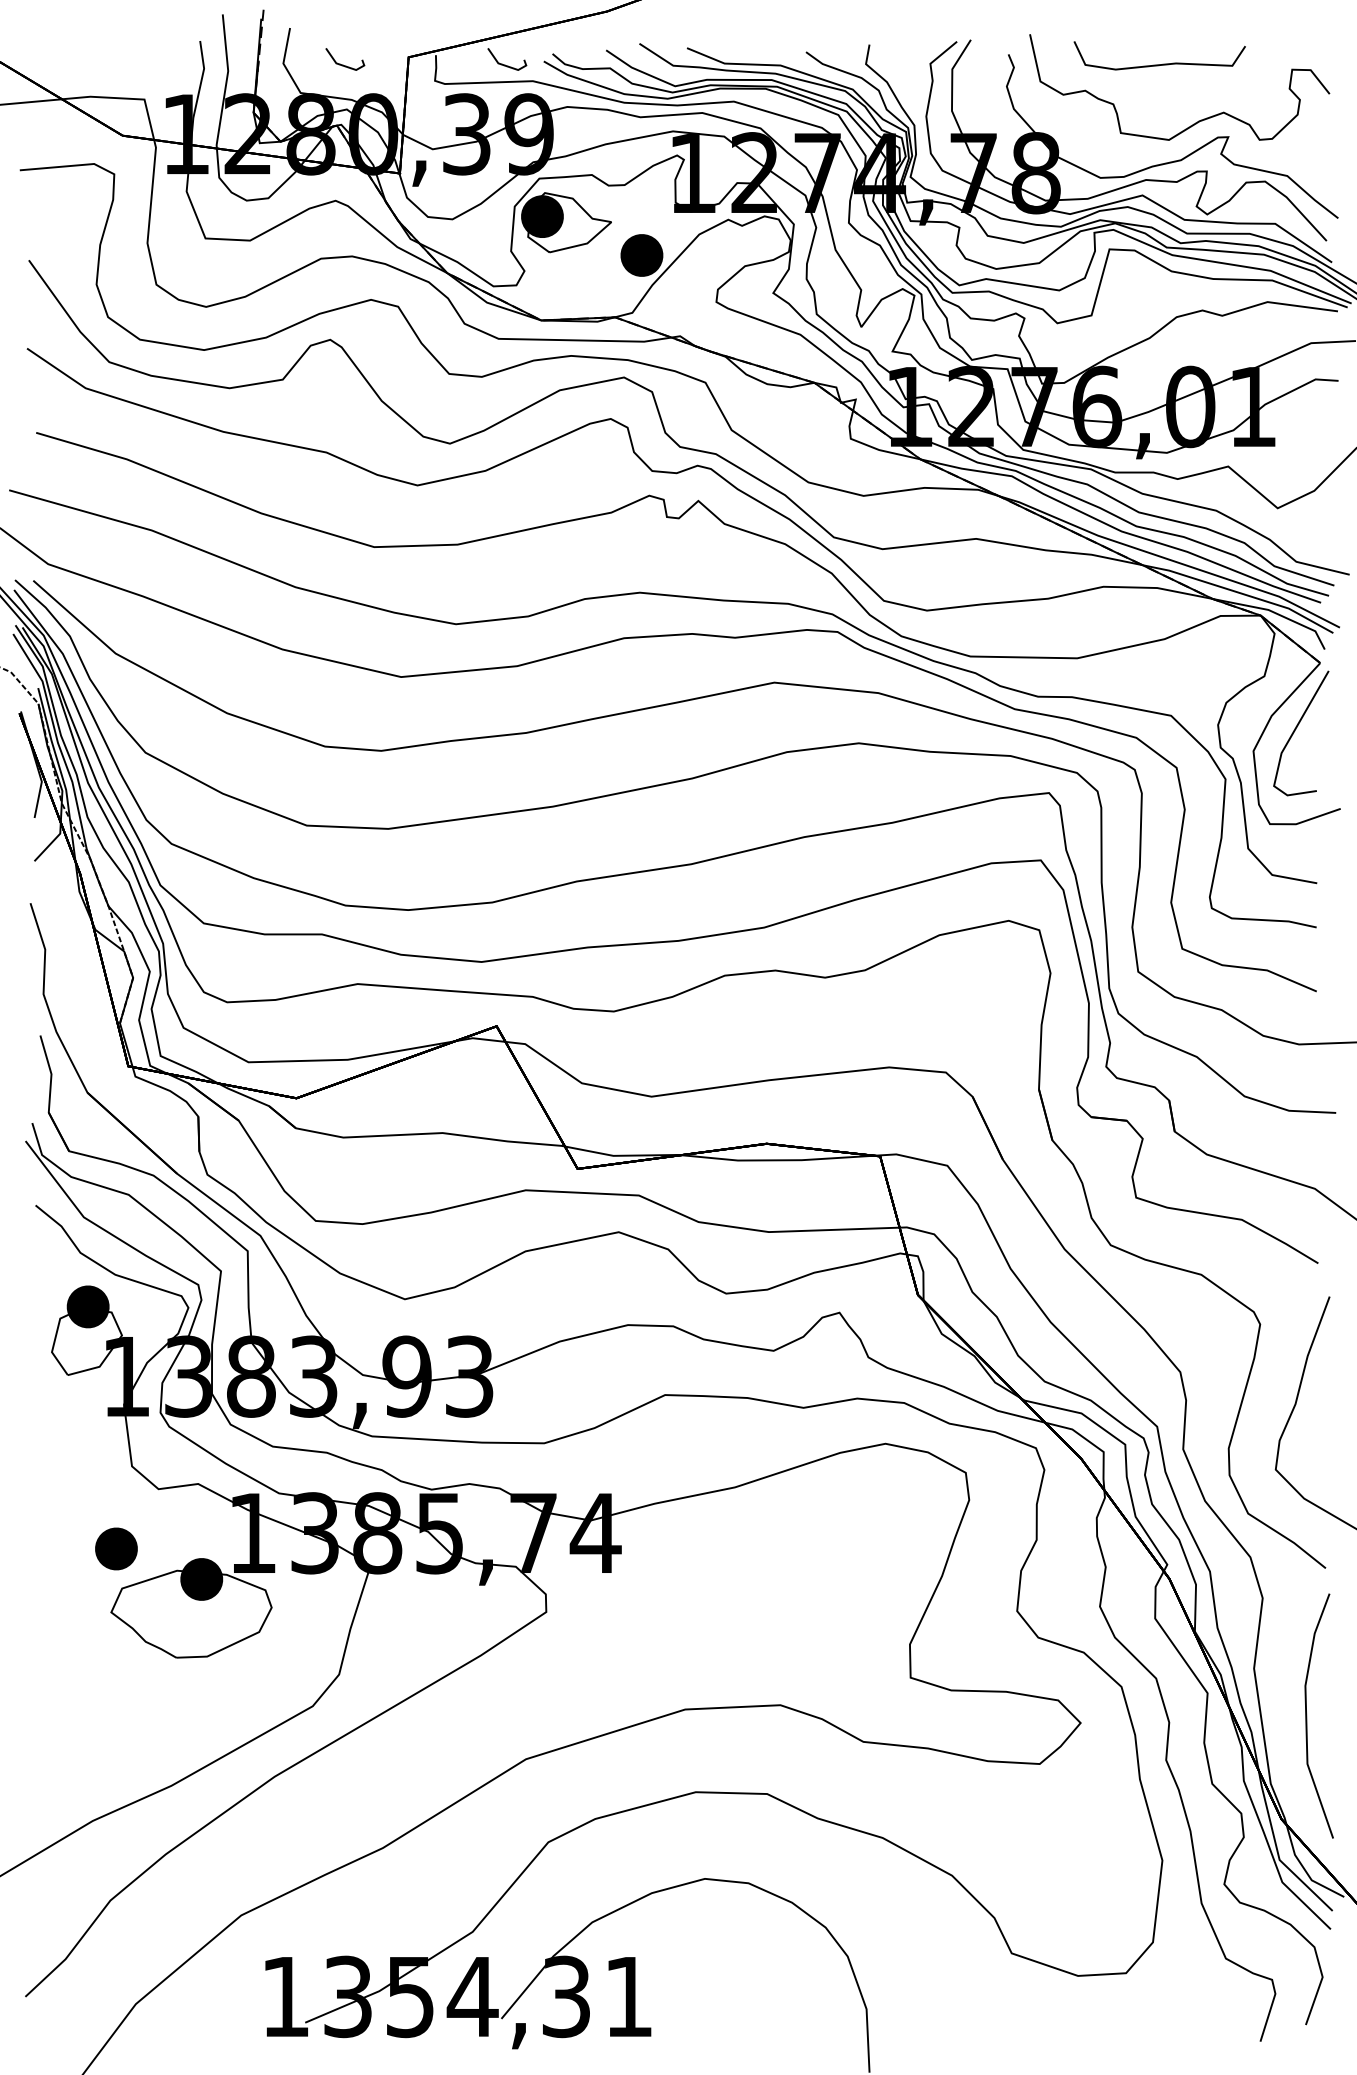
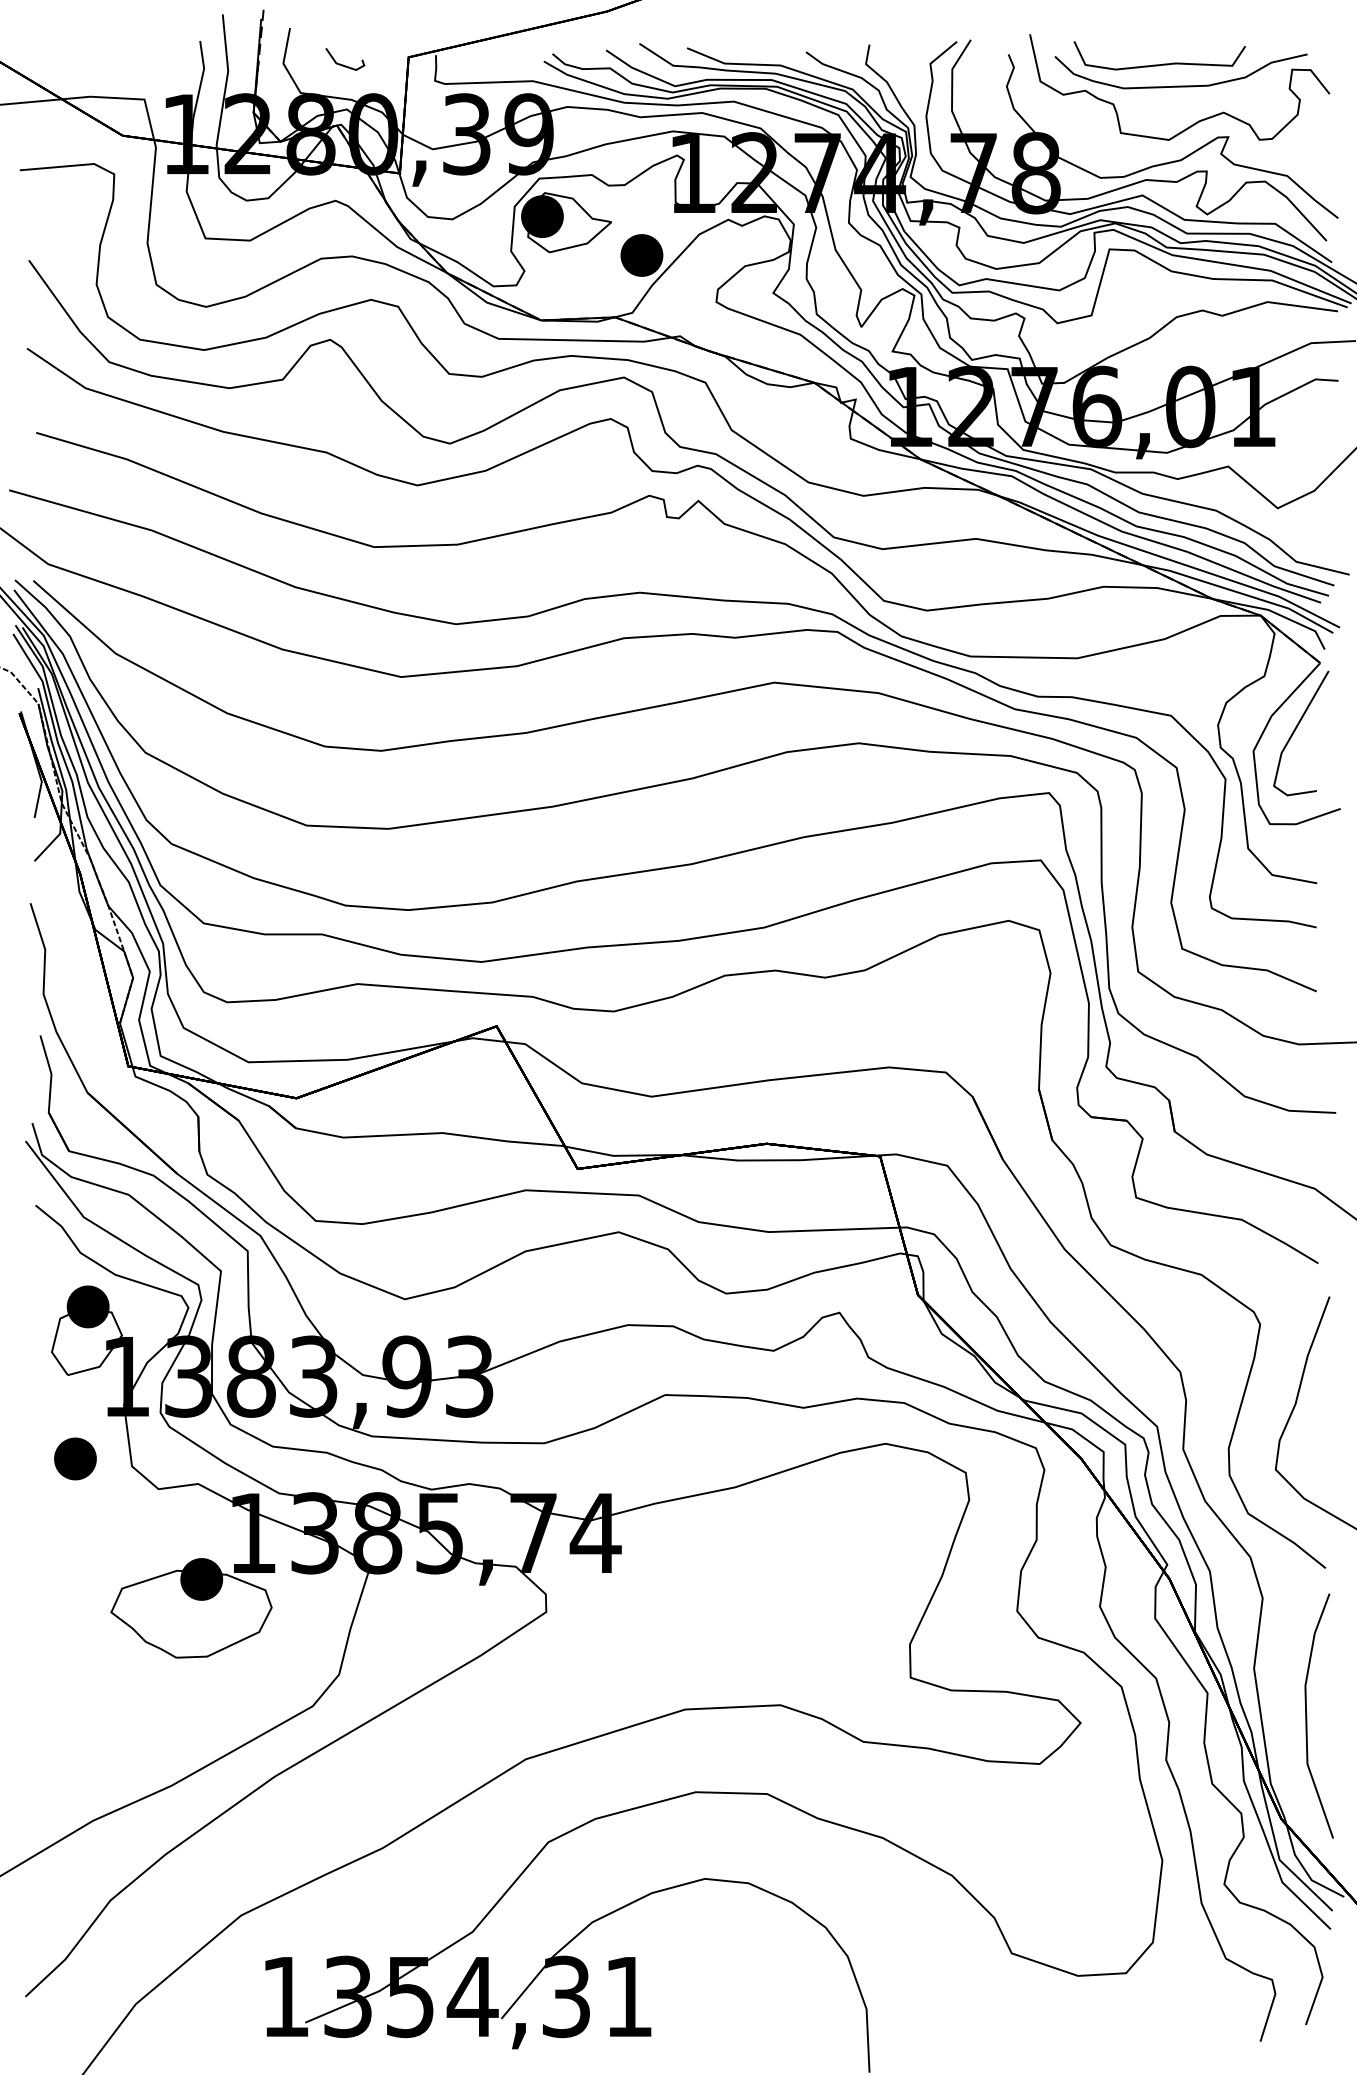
line: present -> none (505, 64)
part: none -> present (1180, 85)
part position: (116, 1548) -> (75, 1458) (75, 1458)
